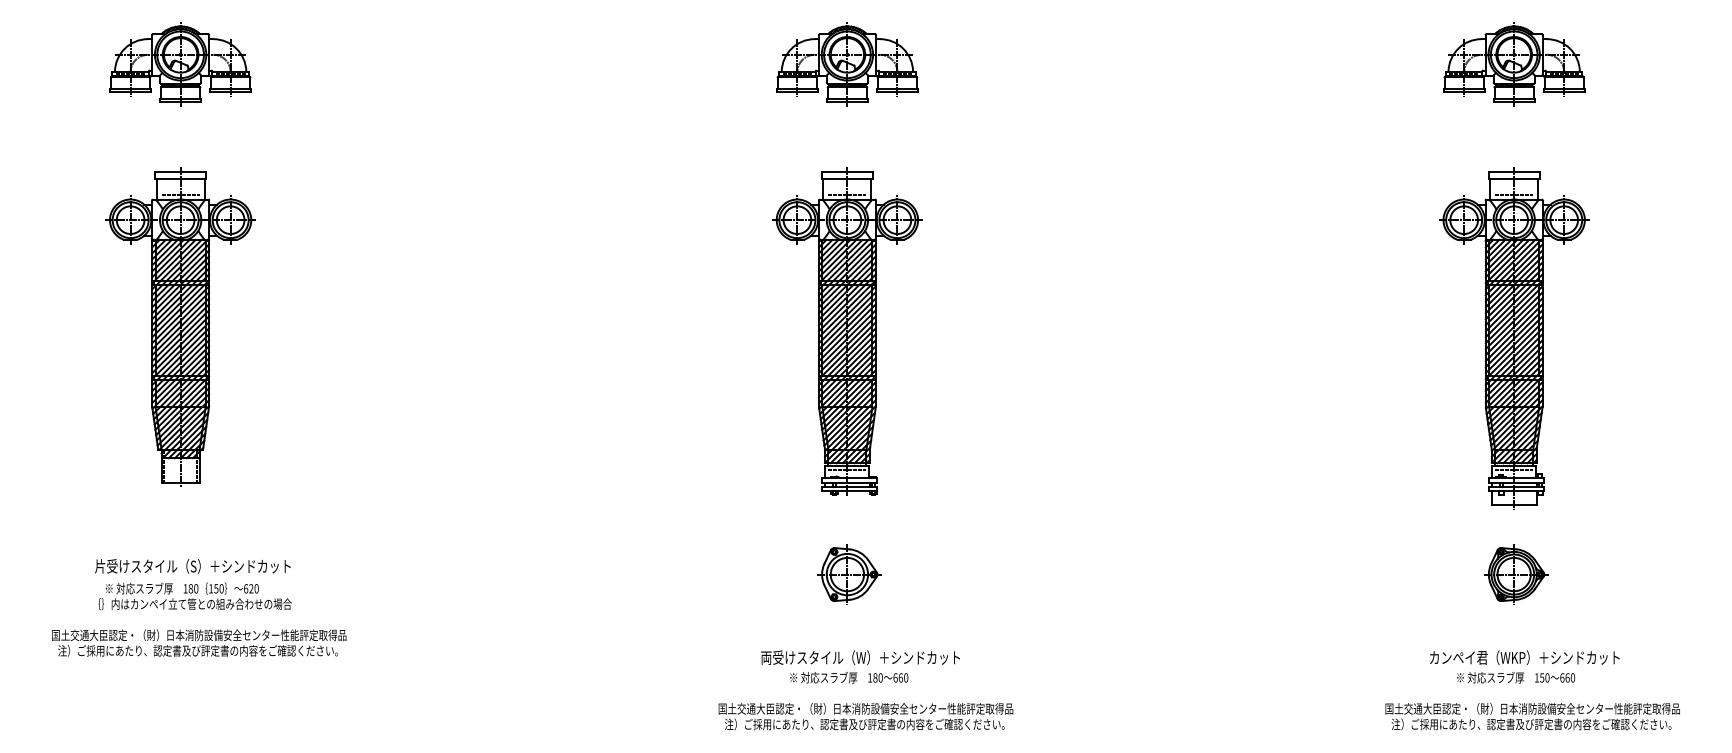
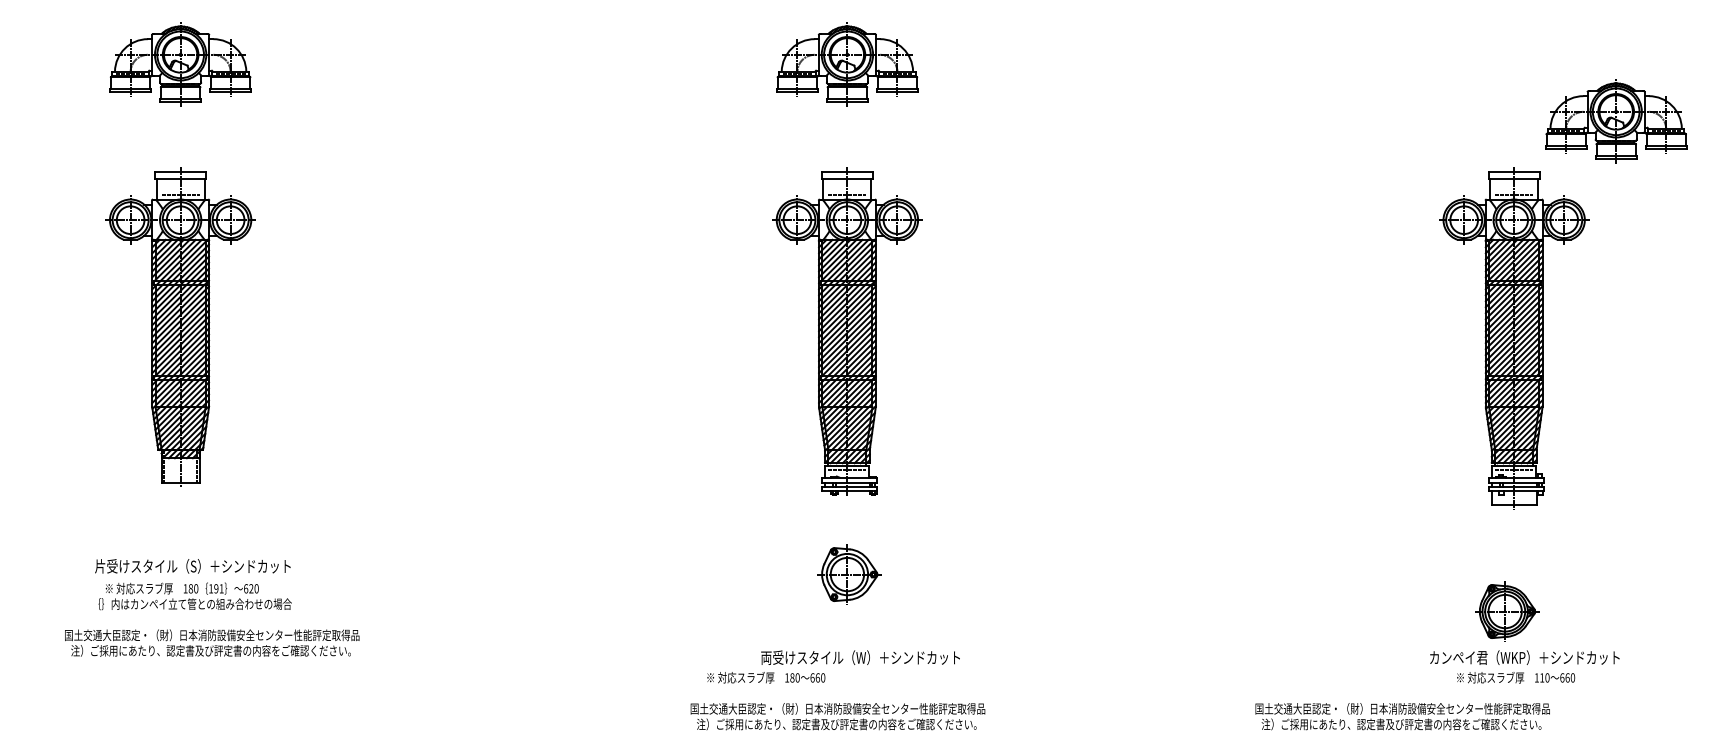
part position: (1514, 64) -> (1616, 121) (1616, 121)
part position: (1516, 574) -> (1507, 611) (1507, 611)
text: 150 -> 191 (218, 588)
text position: (199, 642) -> (212, 642) (212, 642)
text position: (849, 677) -> (766, 677) (766, 677)
text: 150 -> 110 (1542, 677)
text position: (865, 716) -> (837, 716) (837, 716)
text position: (1532, 716) -> (1402, 716) (1402, 716)
